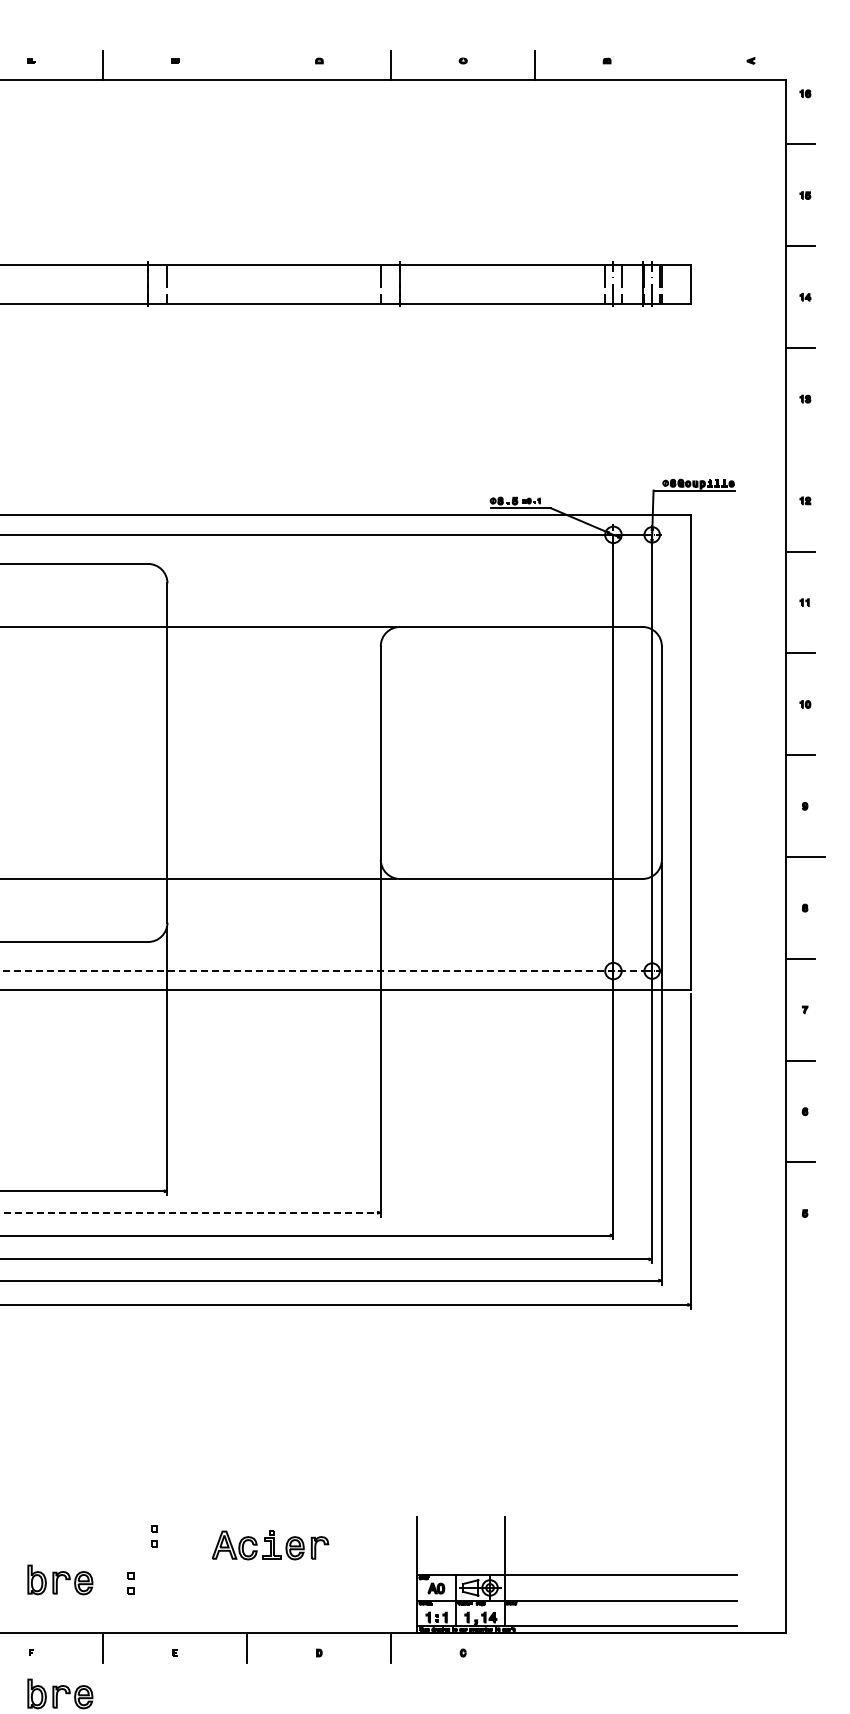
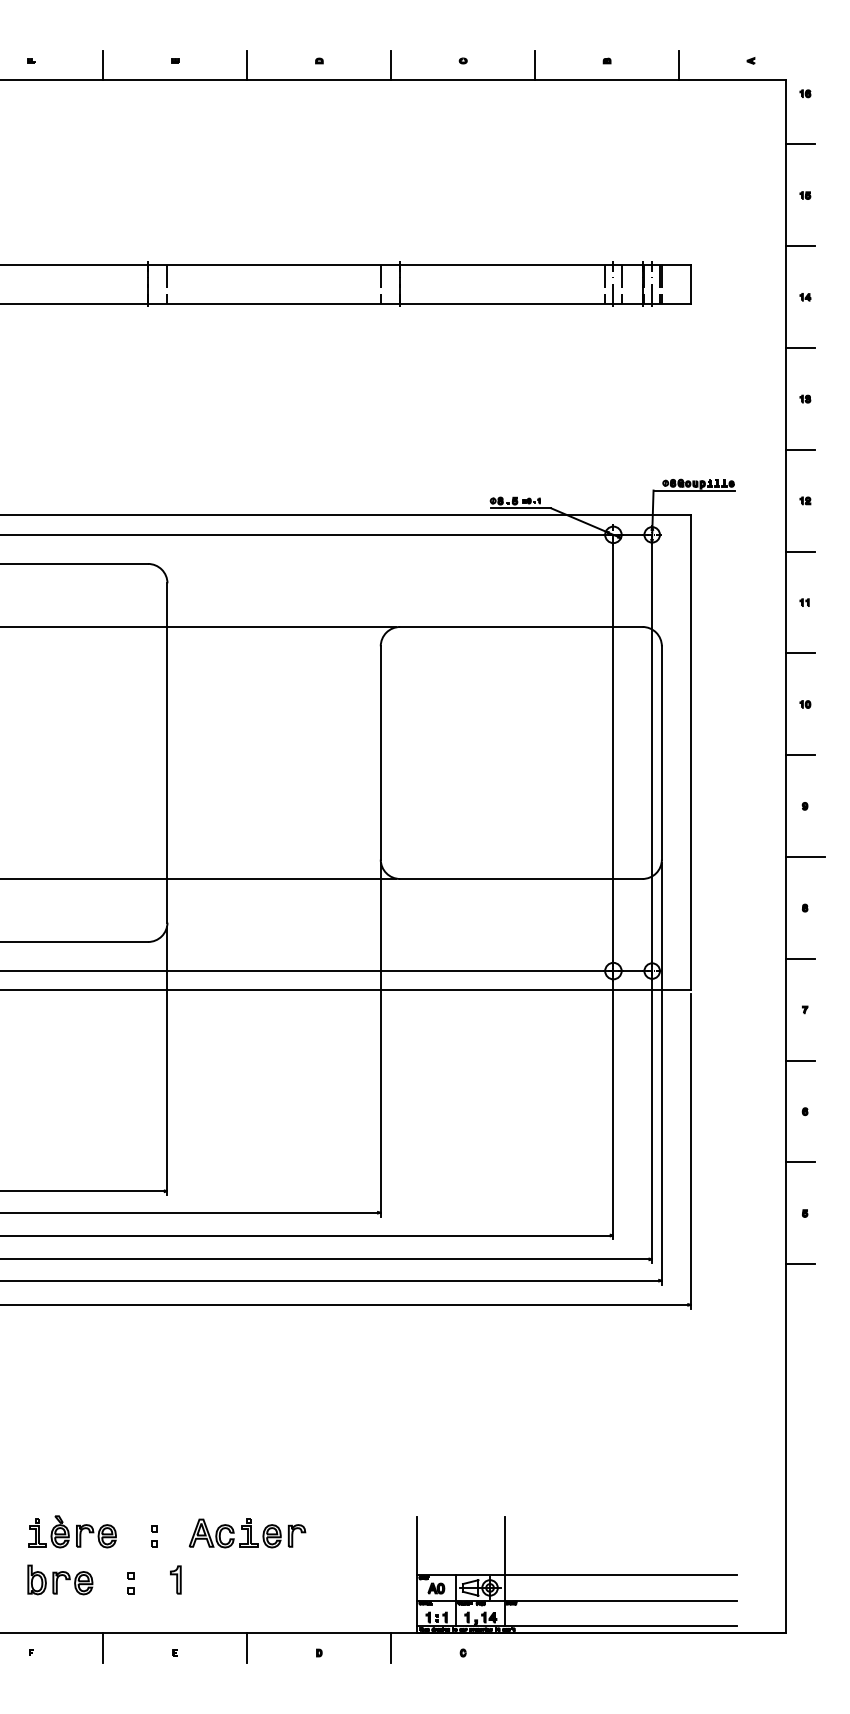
line: none -> present (247, 65)
line: none -> present (678, 65)
line: none -> present (799, 449)
line: dashed -> solid (324, 971)
line: dashed -> solid (190, 1212)
line: none -> present (799, 1264)
part: none -> present (72, 1531)
part position: (270, 1545) -> (247, 1533) (247, 1533)
part: none -> present (175, 1579)
part: present -> none (60, 1693)
